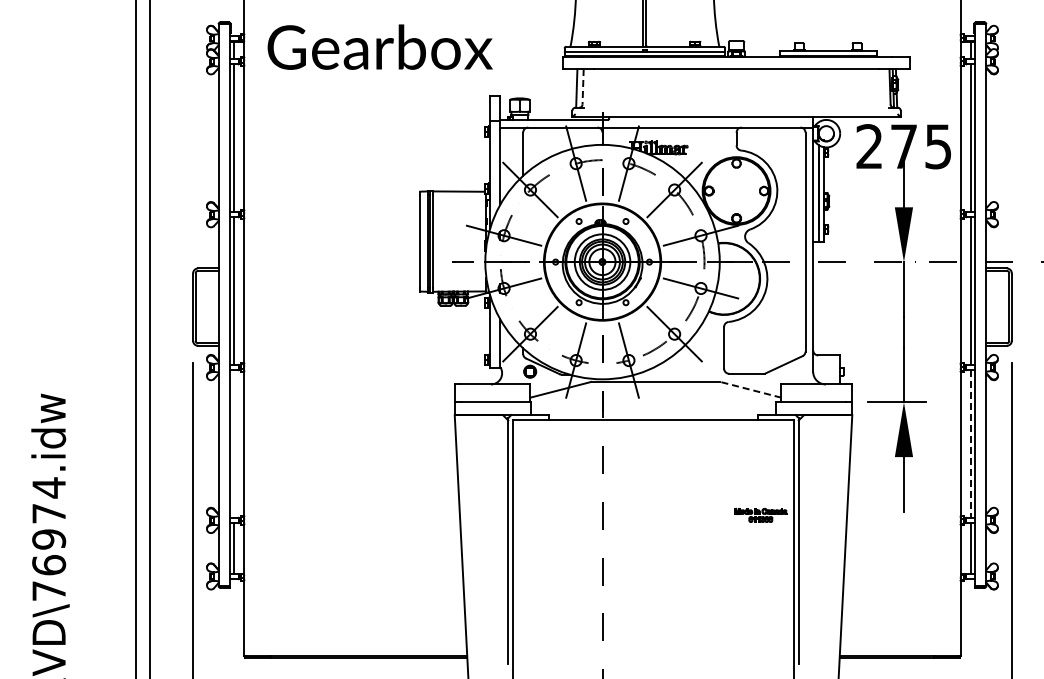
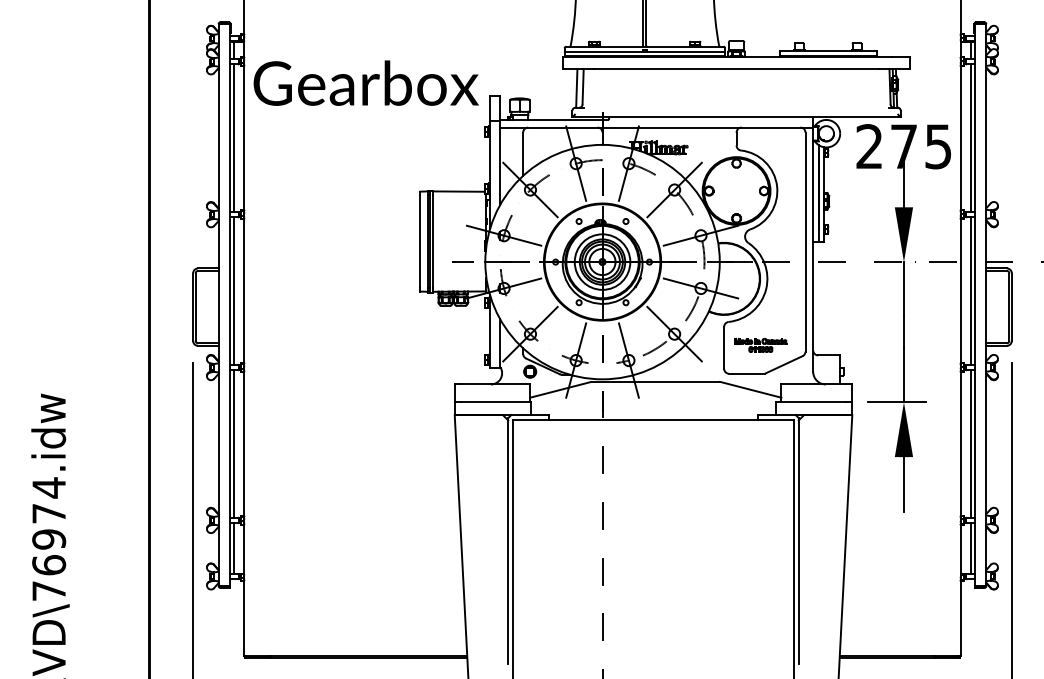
text position: (379, 46) -> (365, 82) (365, 82)
line: dashed -> solid (583, 86)
line position: (136, 338) -> (149, 338) (149, 338)
line: dashed -> solid (750, 389)
line: none -> present (234, 443)
line: dashed -> solid (970, 444)
part position: (760, 514) -> (760, 344) (760, 344)
